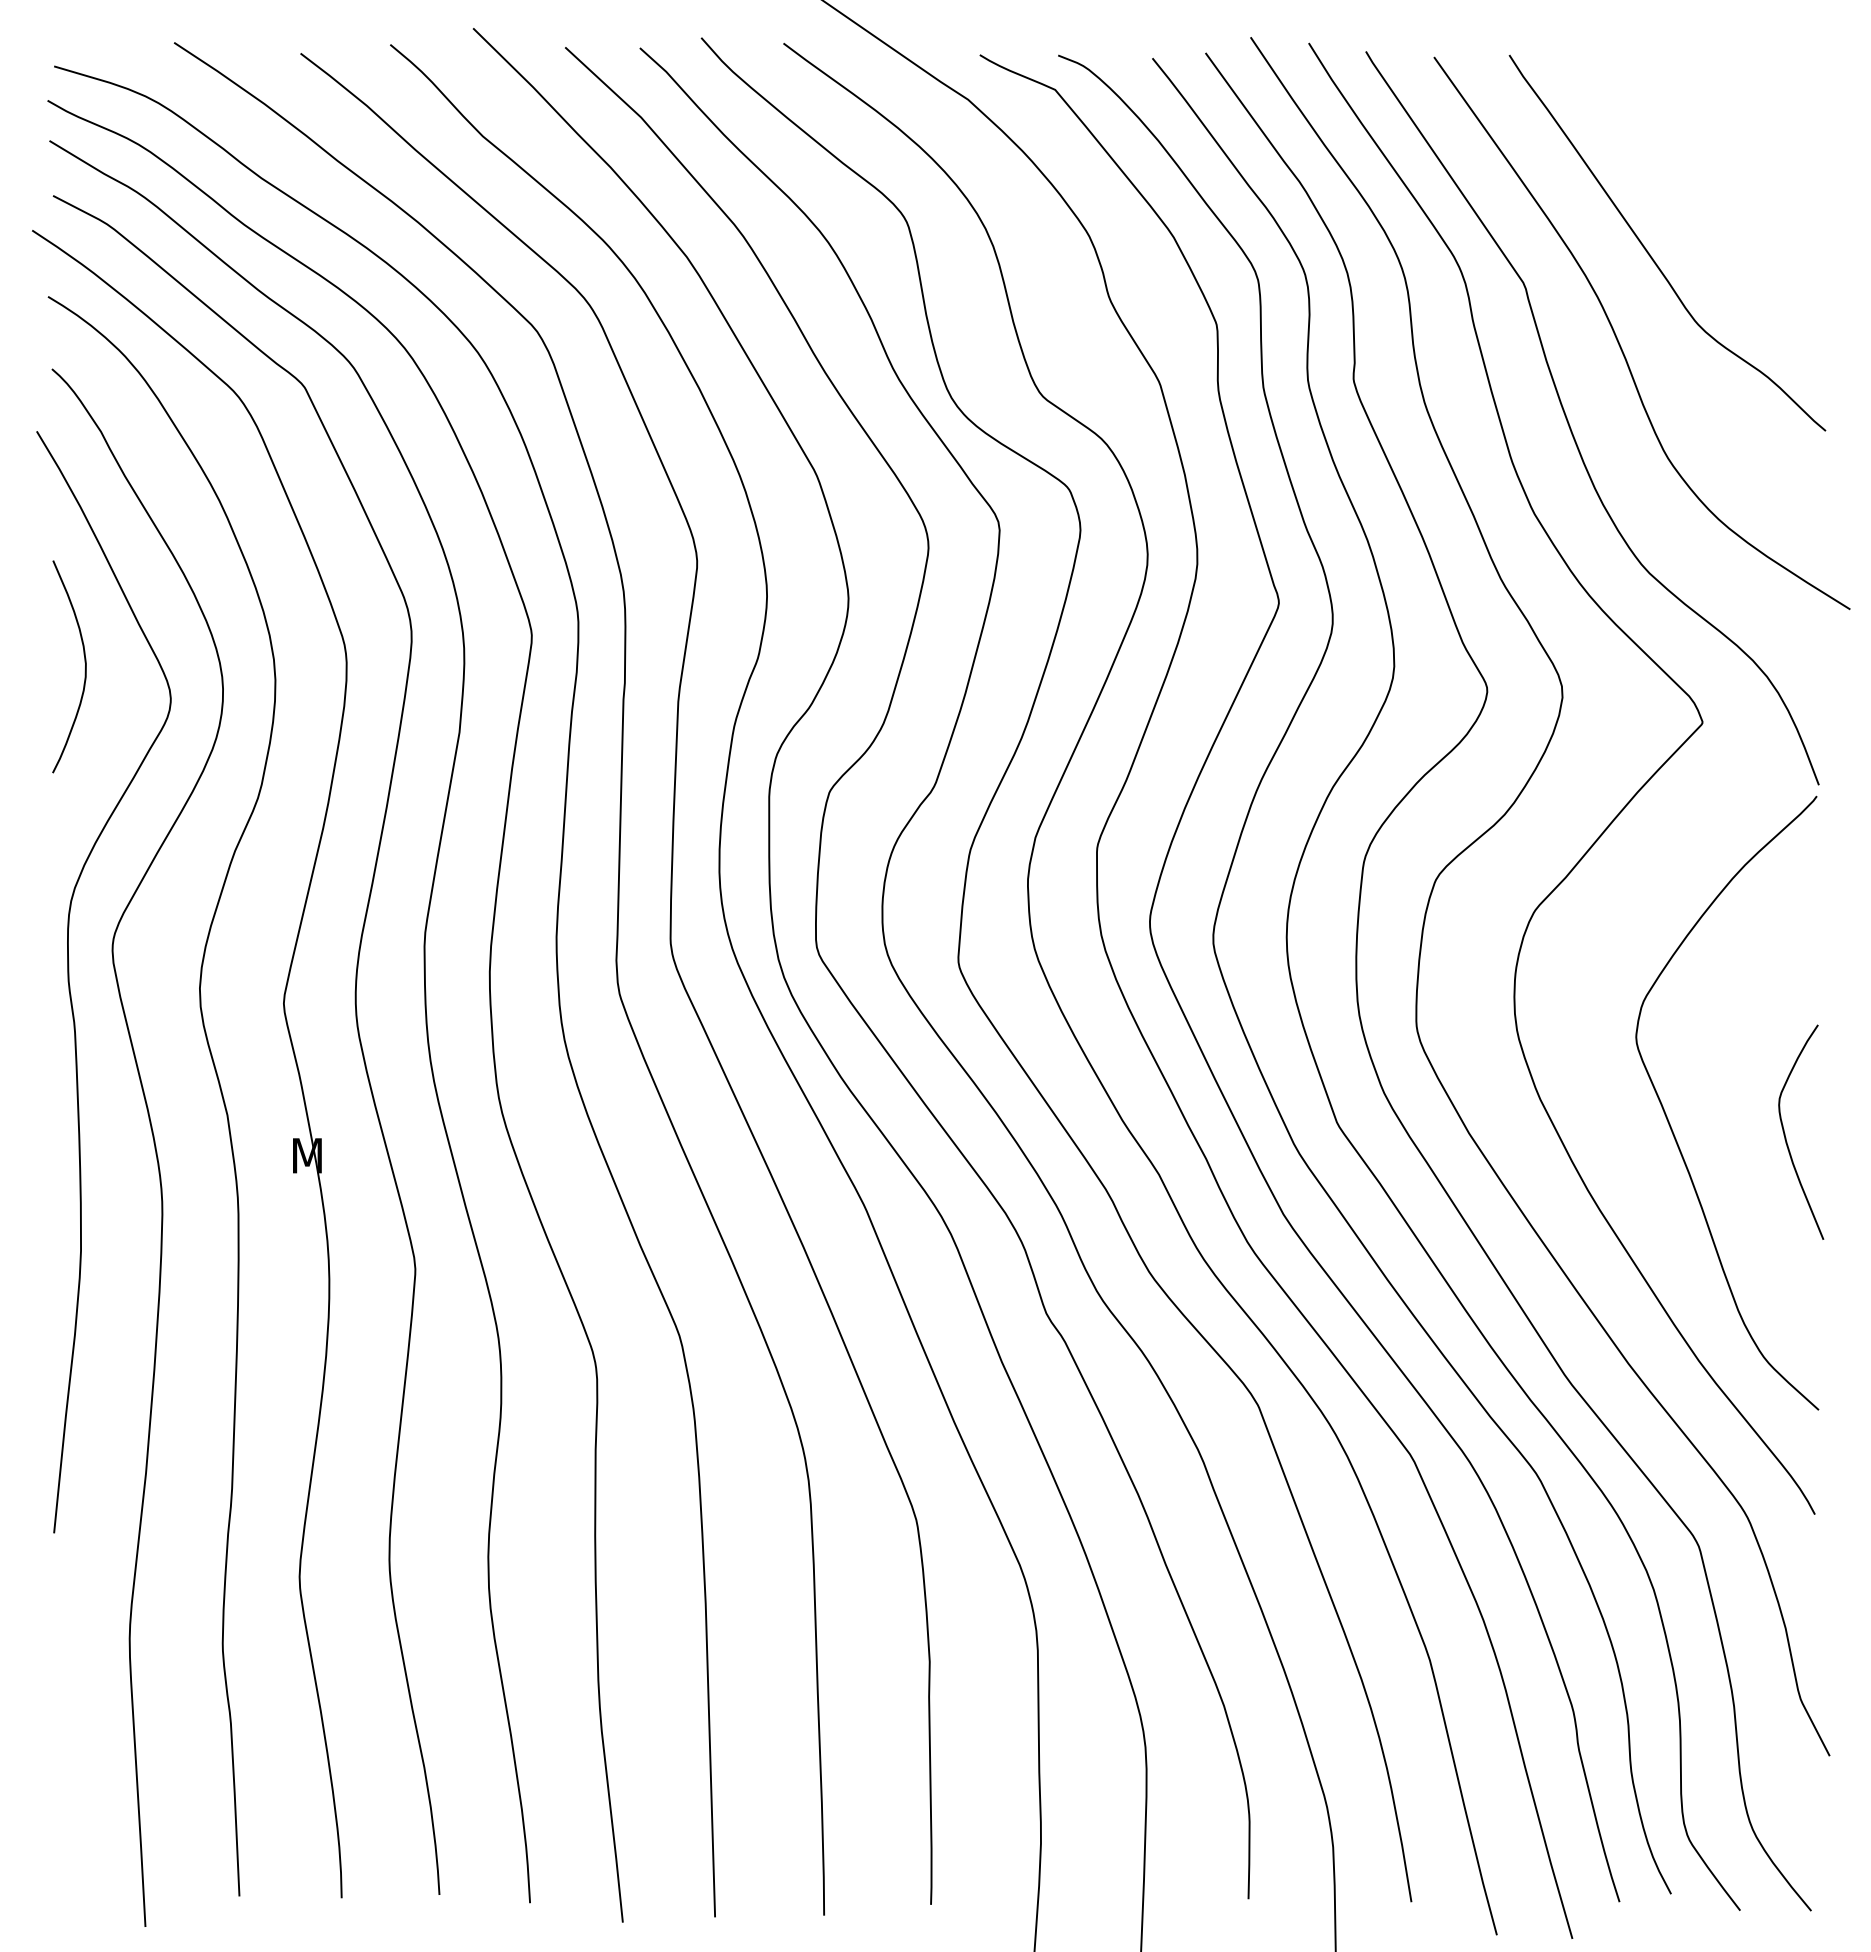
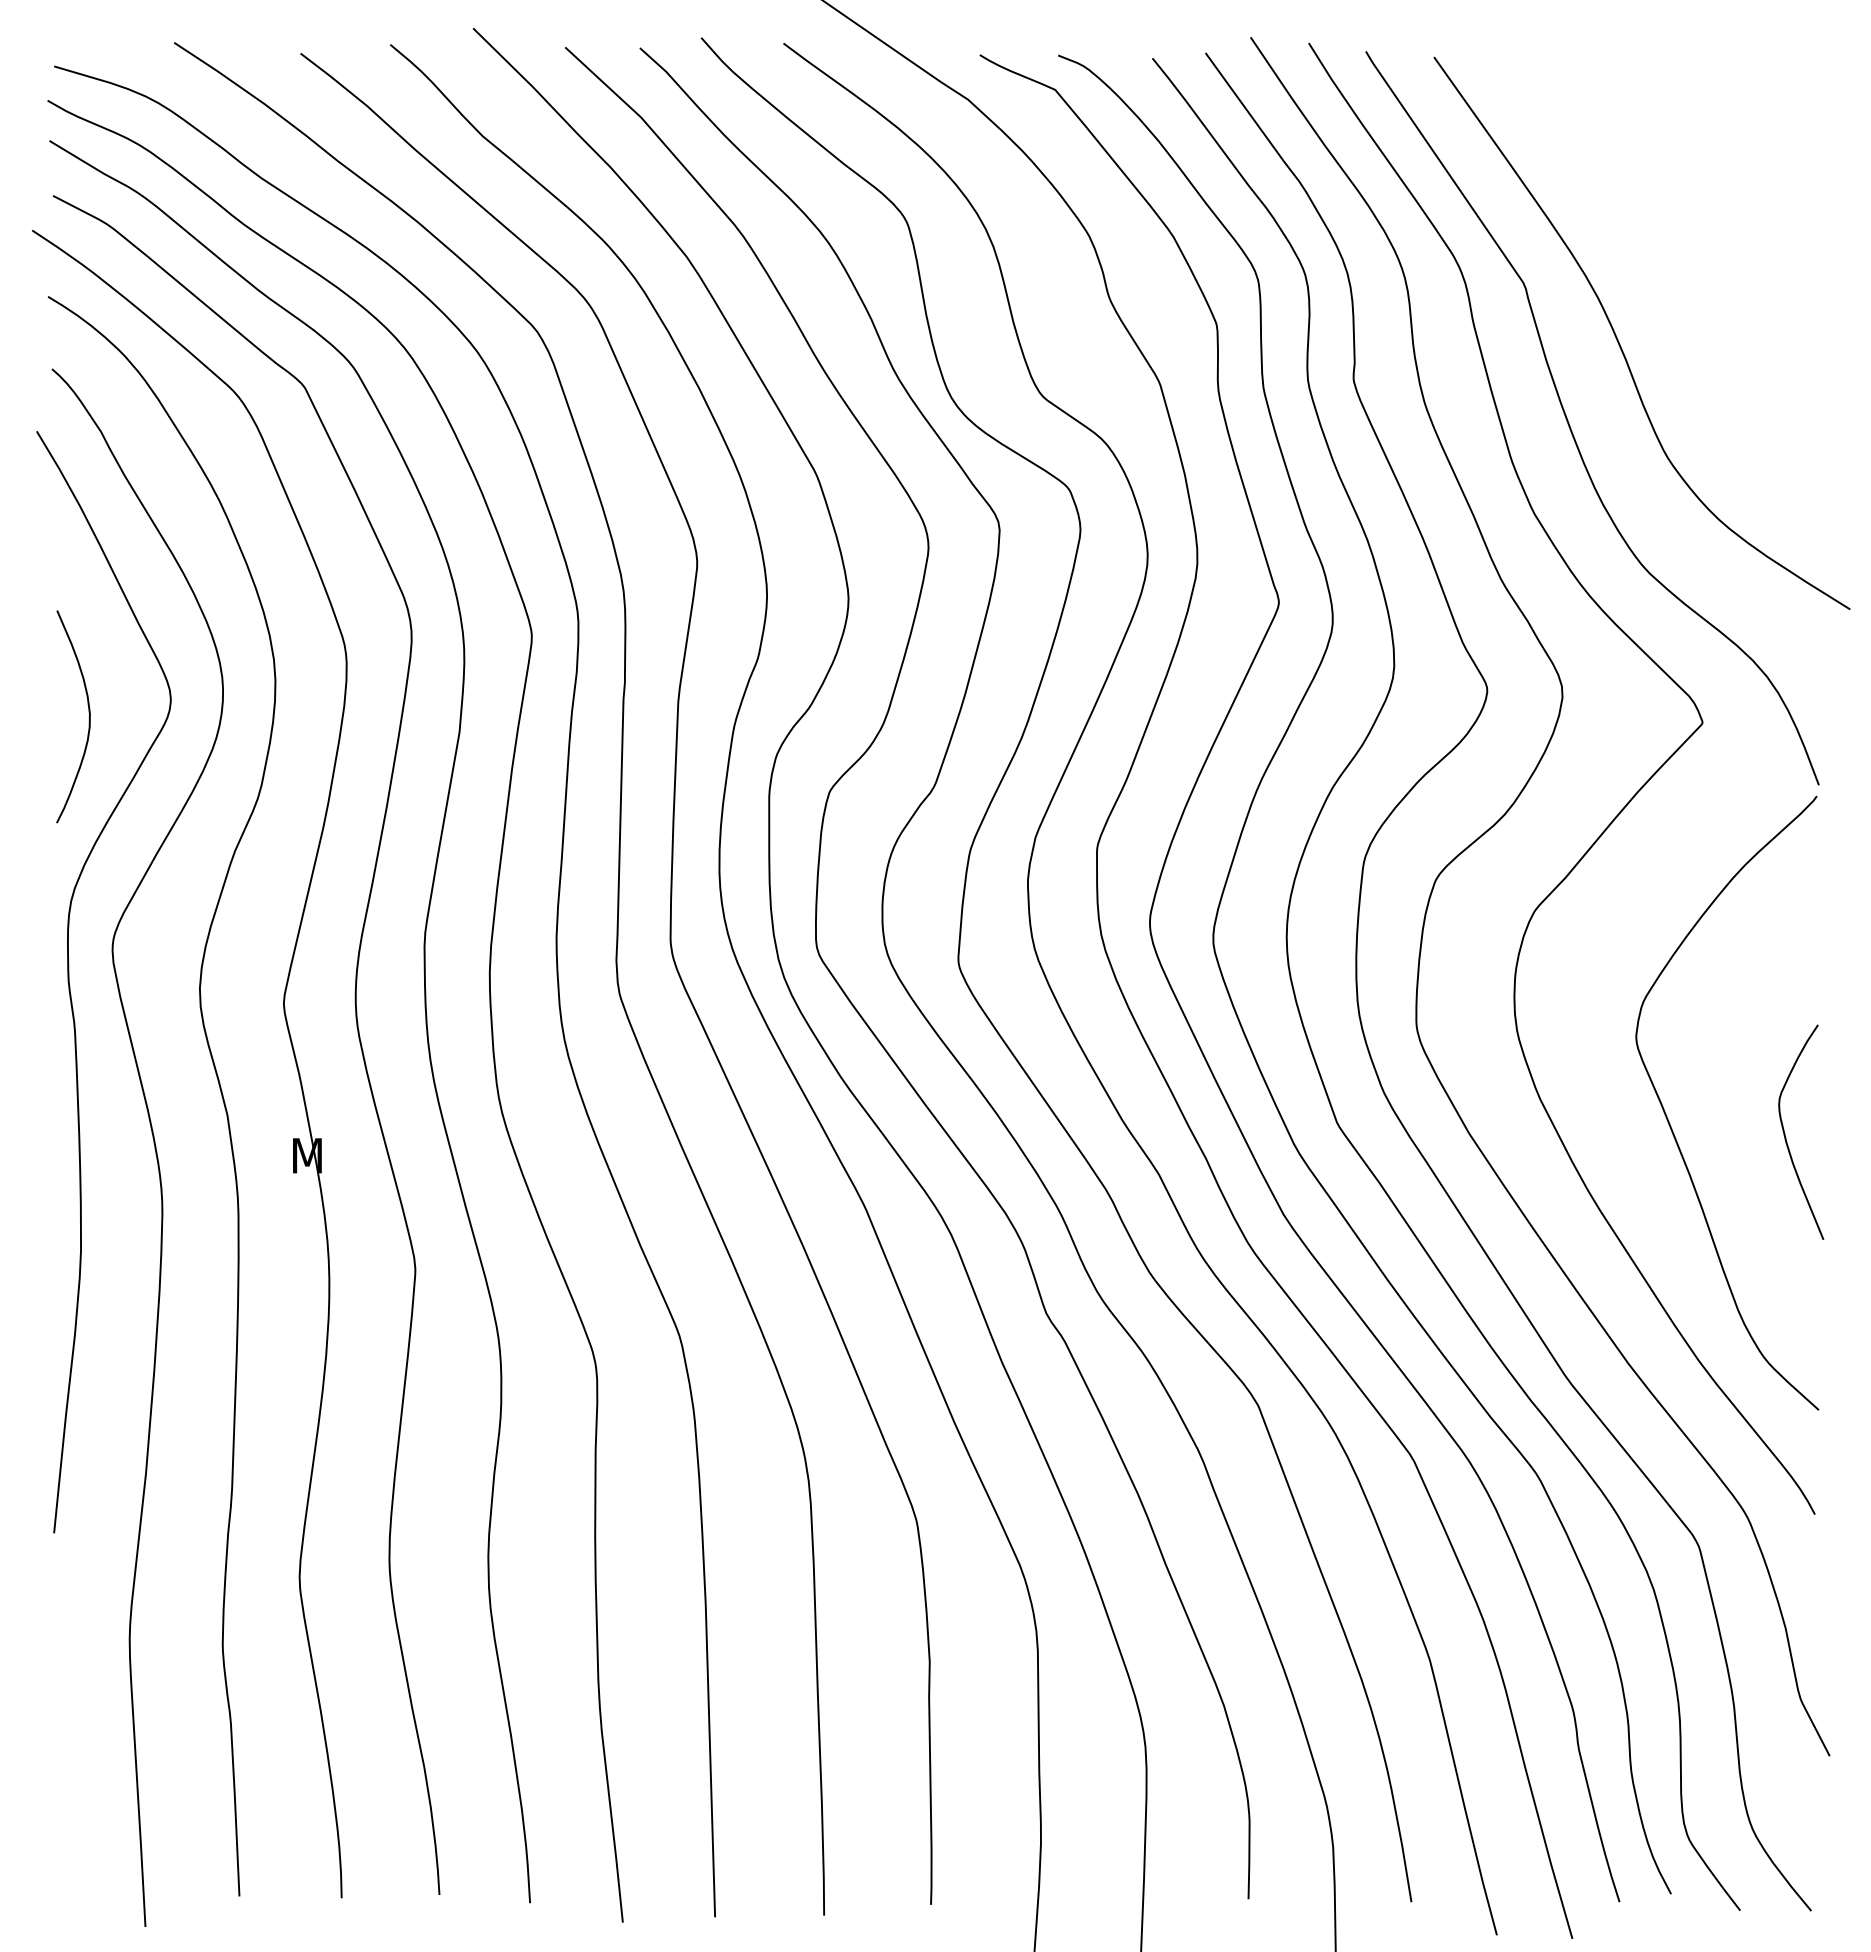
curve: present -> none (1651, 255)
curve position: (84, 662) -> (88, 712) (88, 712)
